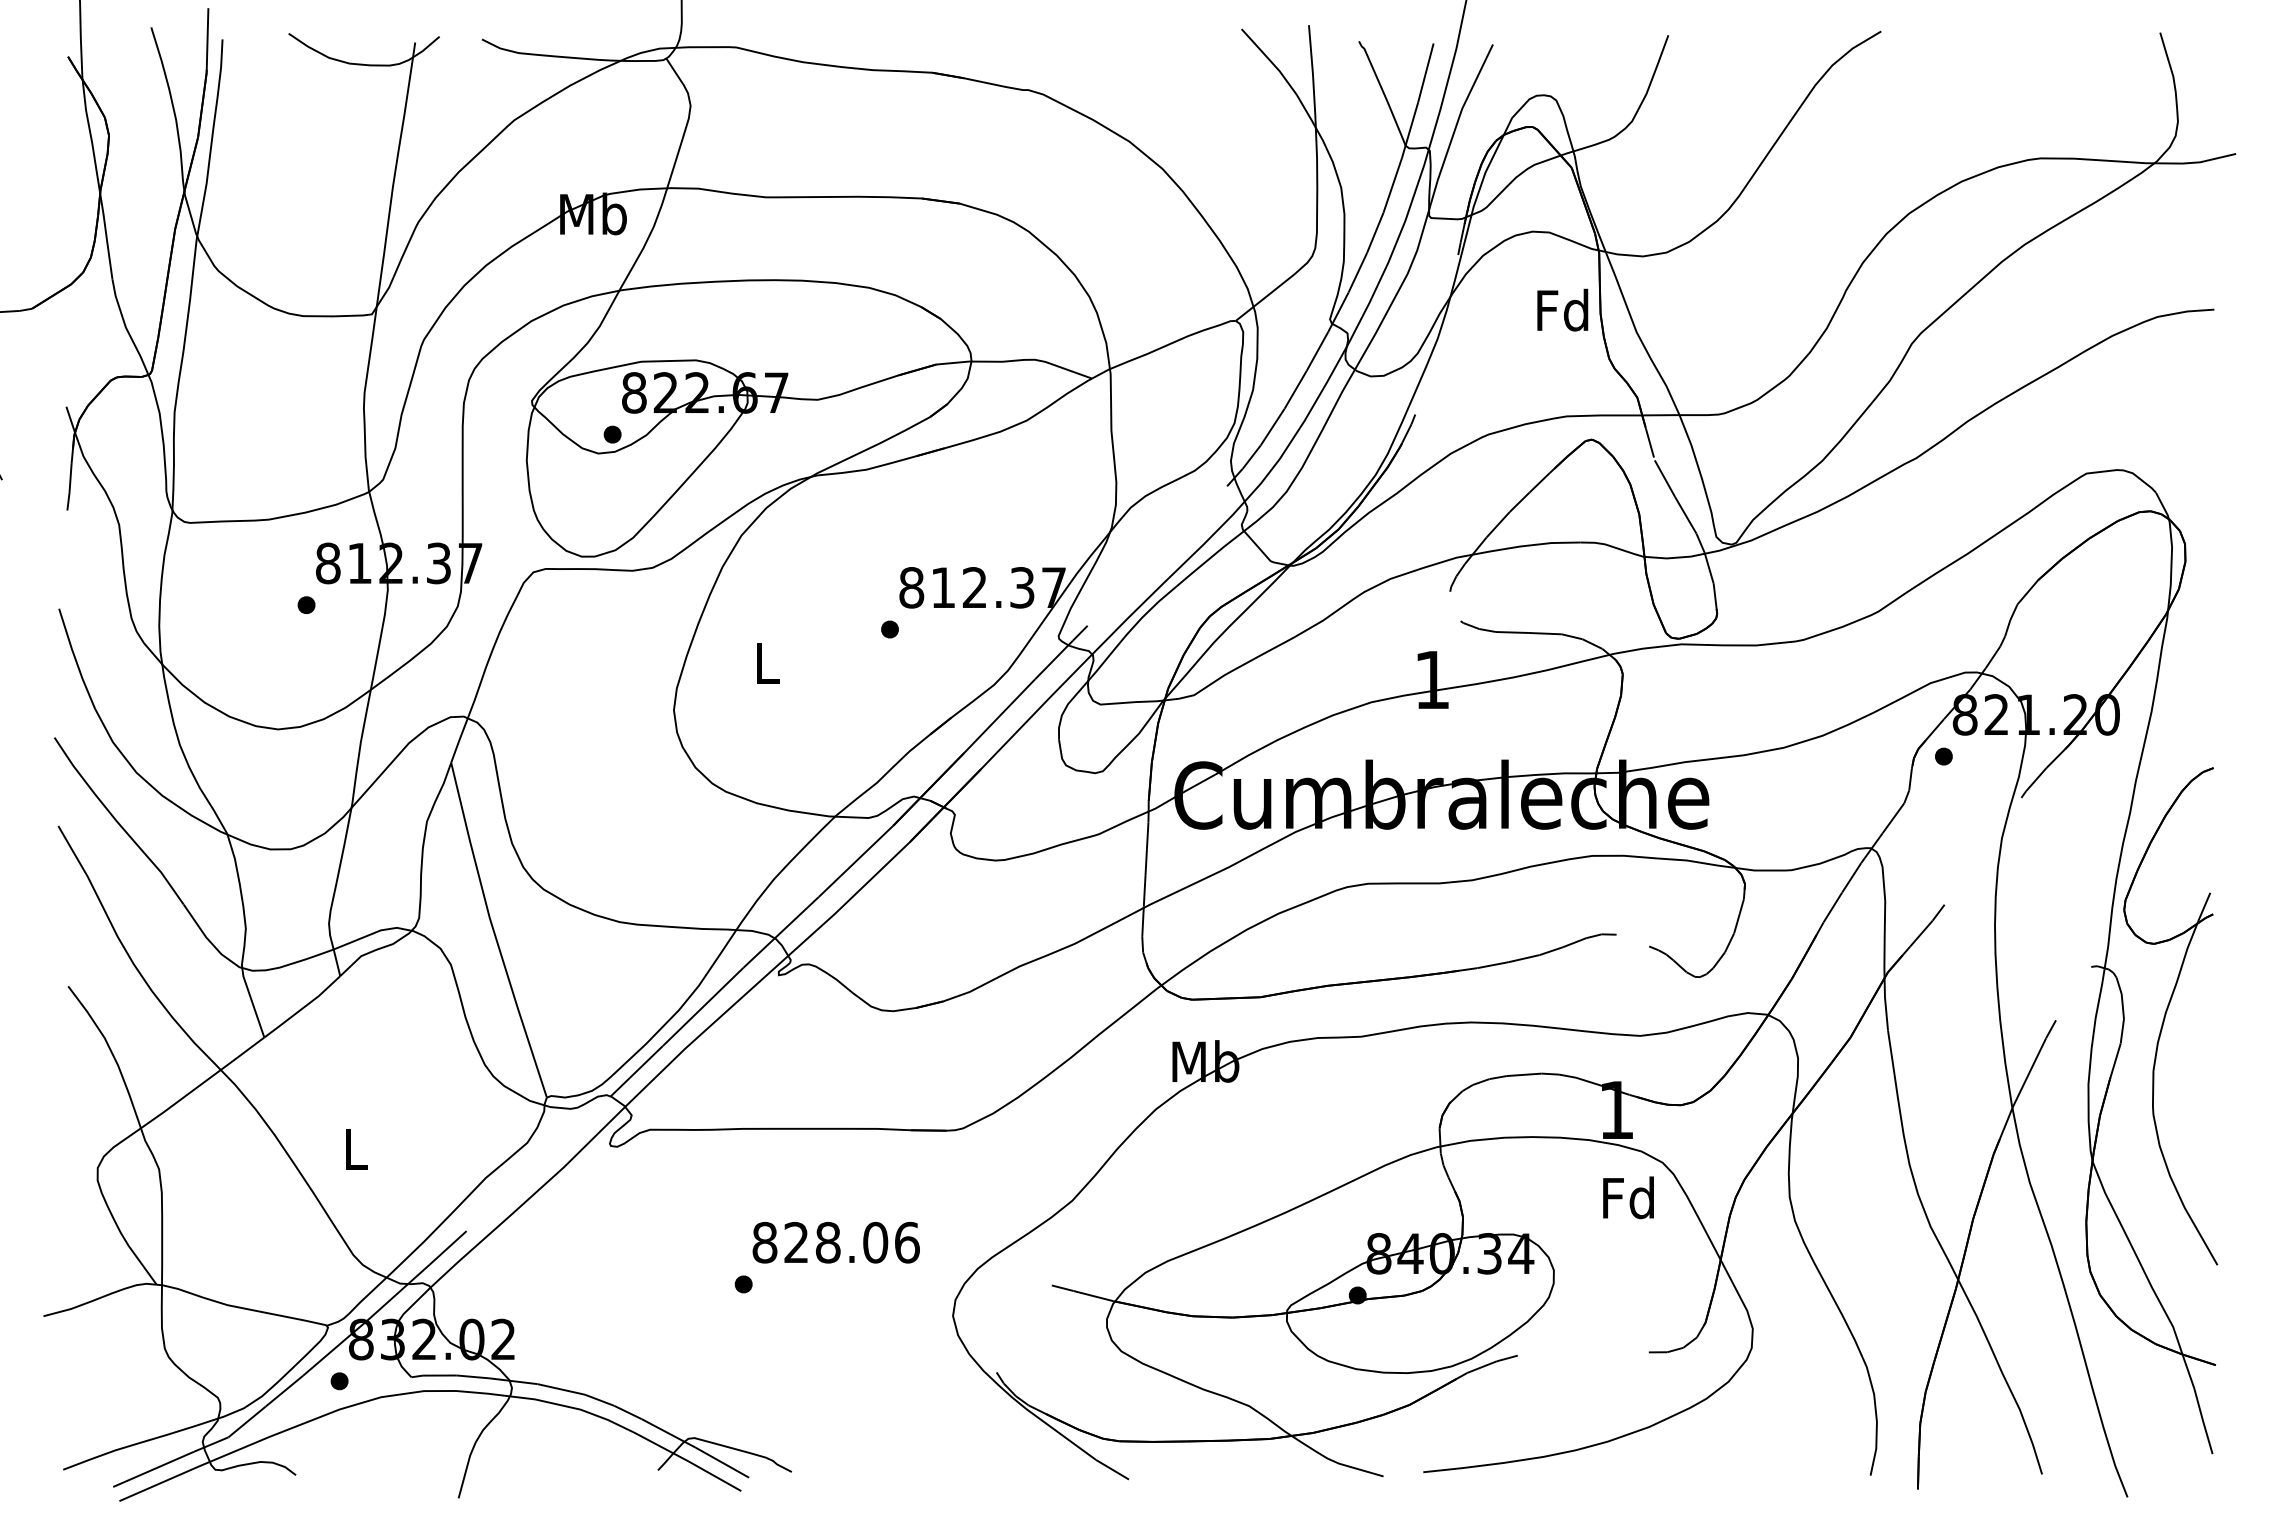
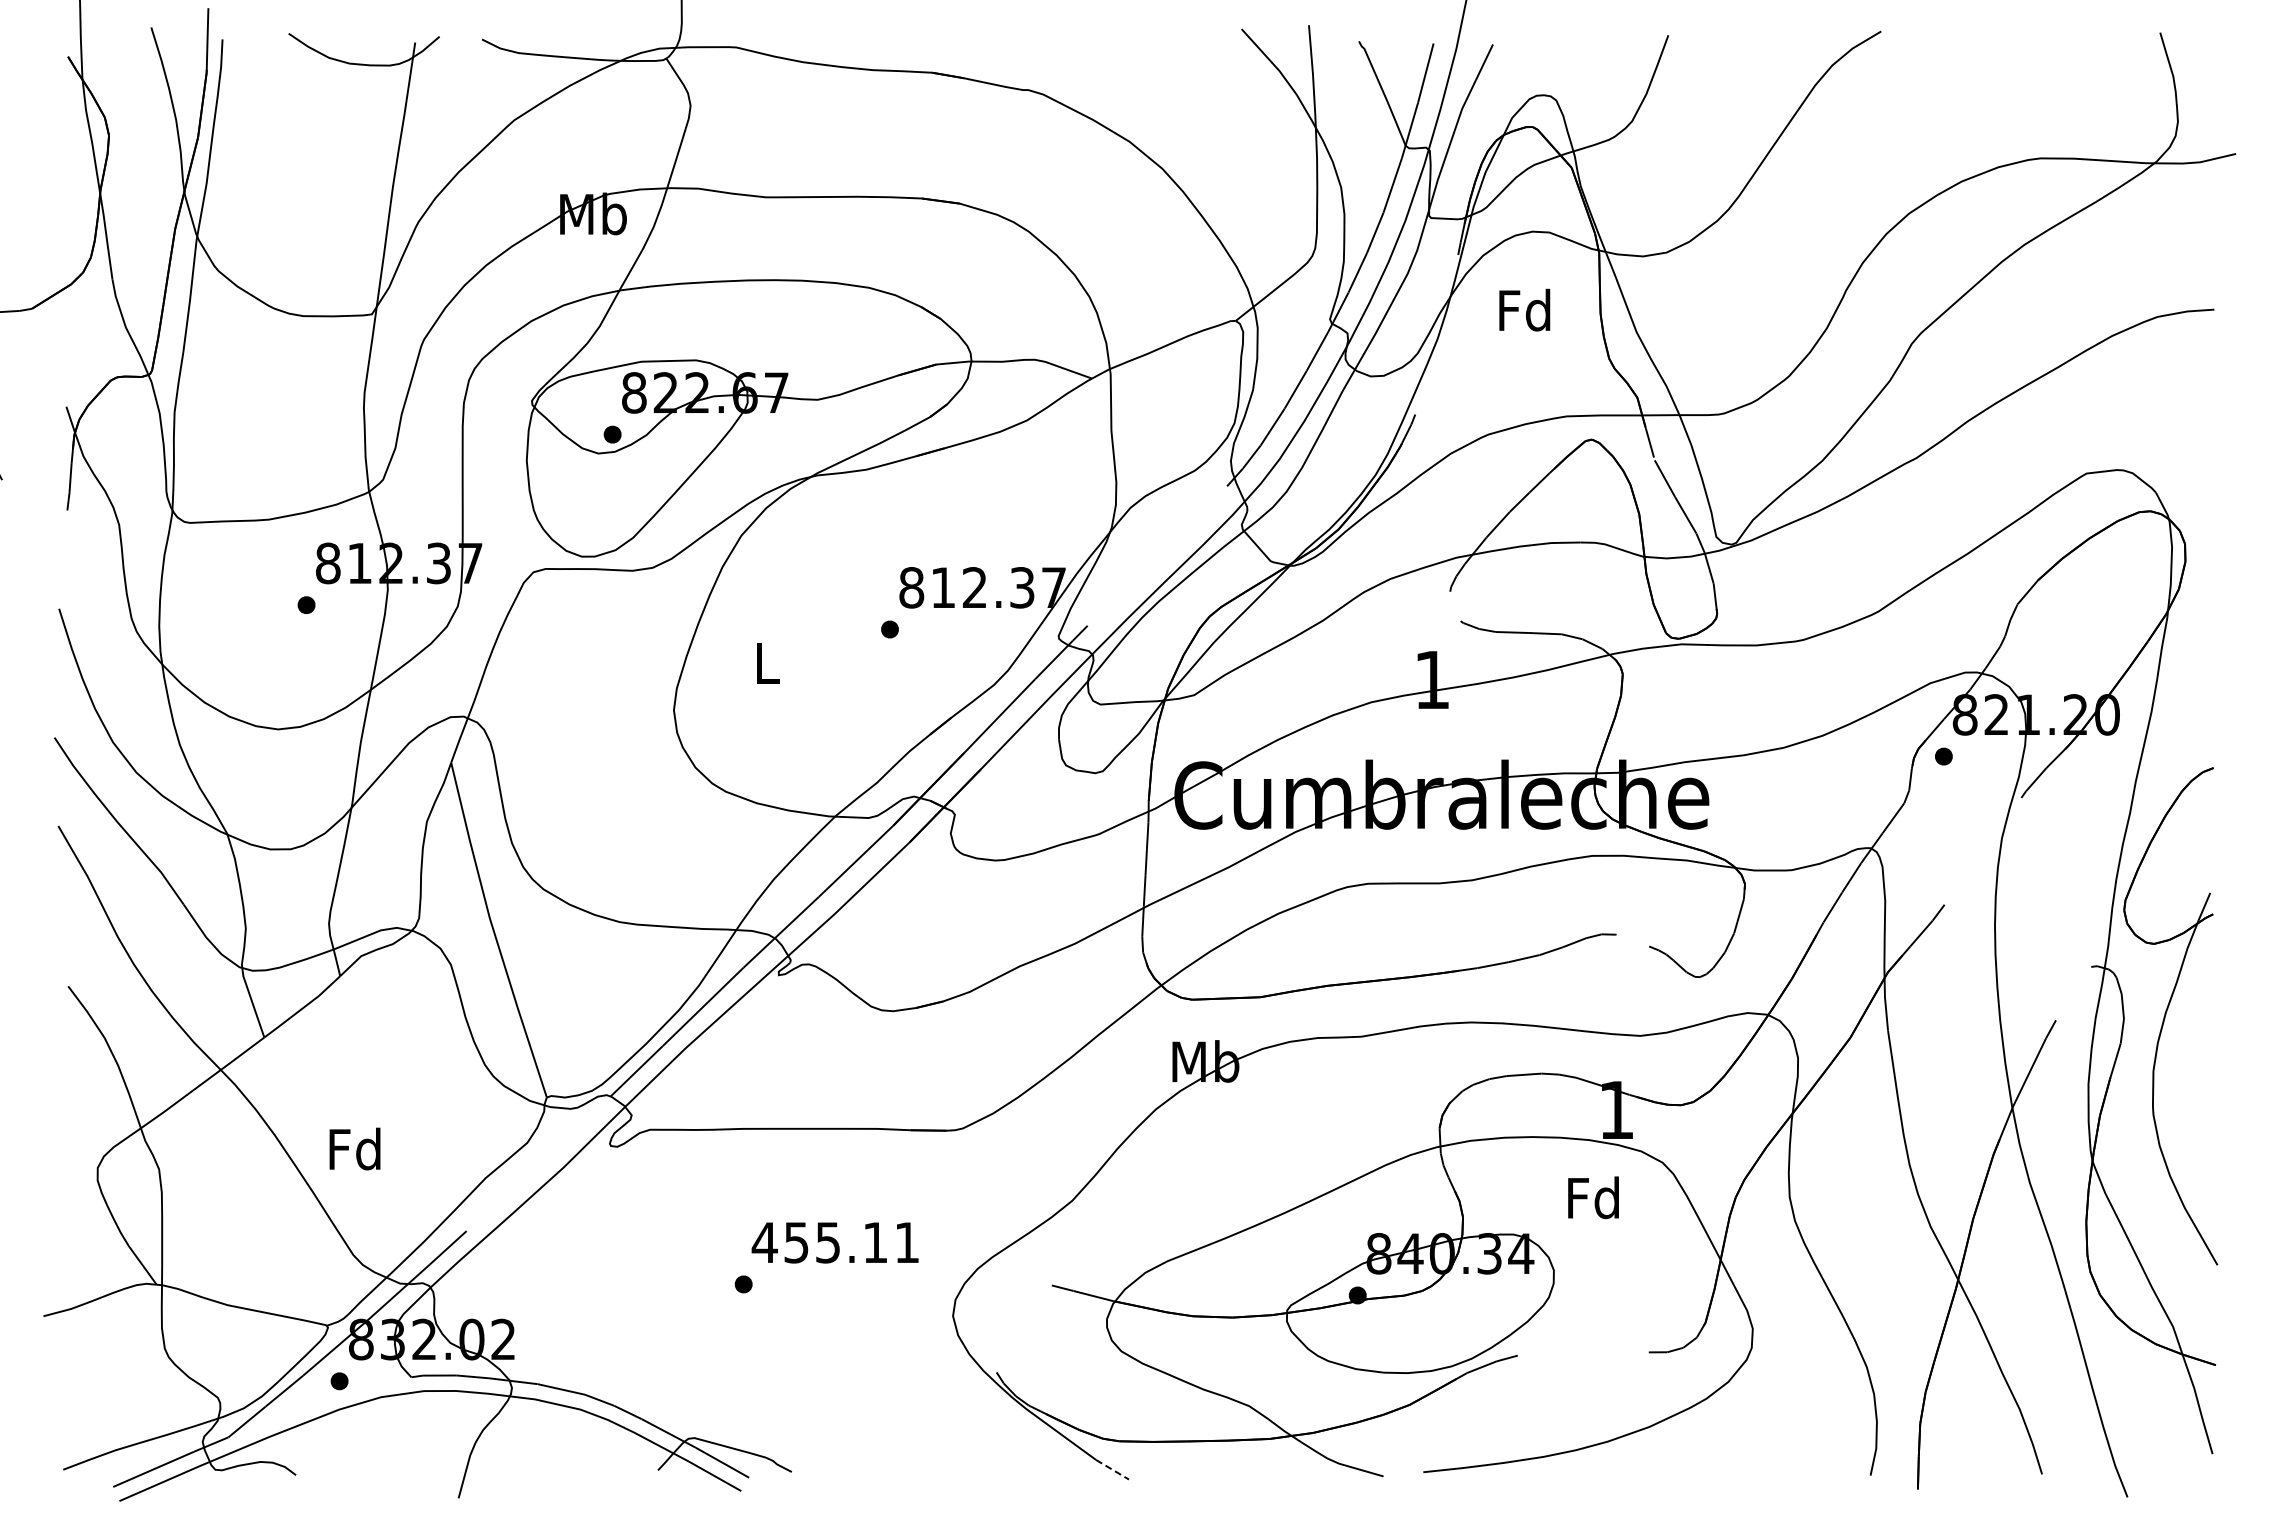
text position: (1562, 309) -> (1524, 309) (1524, 309)
text: L -> Fd (354, 1148)
text position: (1628, 1197) -> (1593, 1197) (1593, 1197)
text: 828.06 -> 455.11 (835, 1242)
line: solid -> dashed (1112, 1469)
